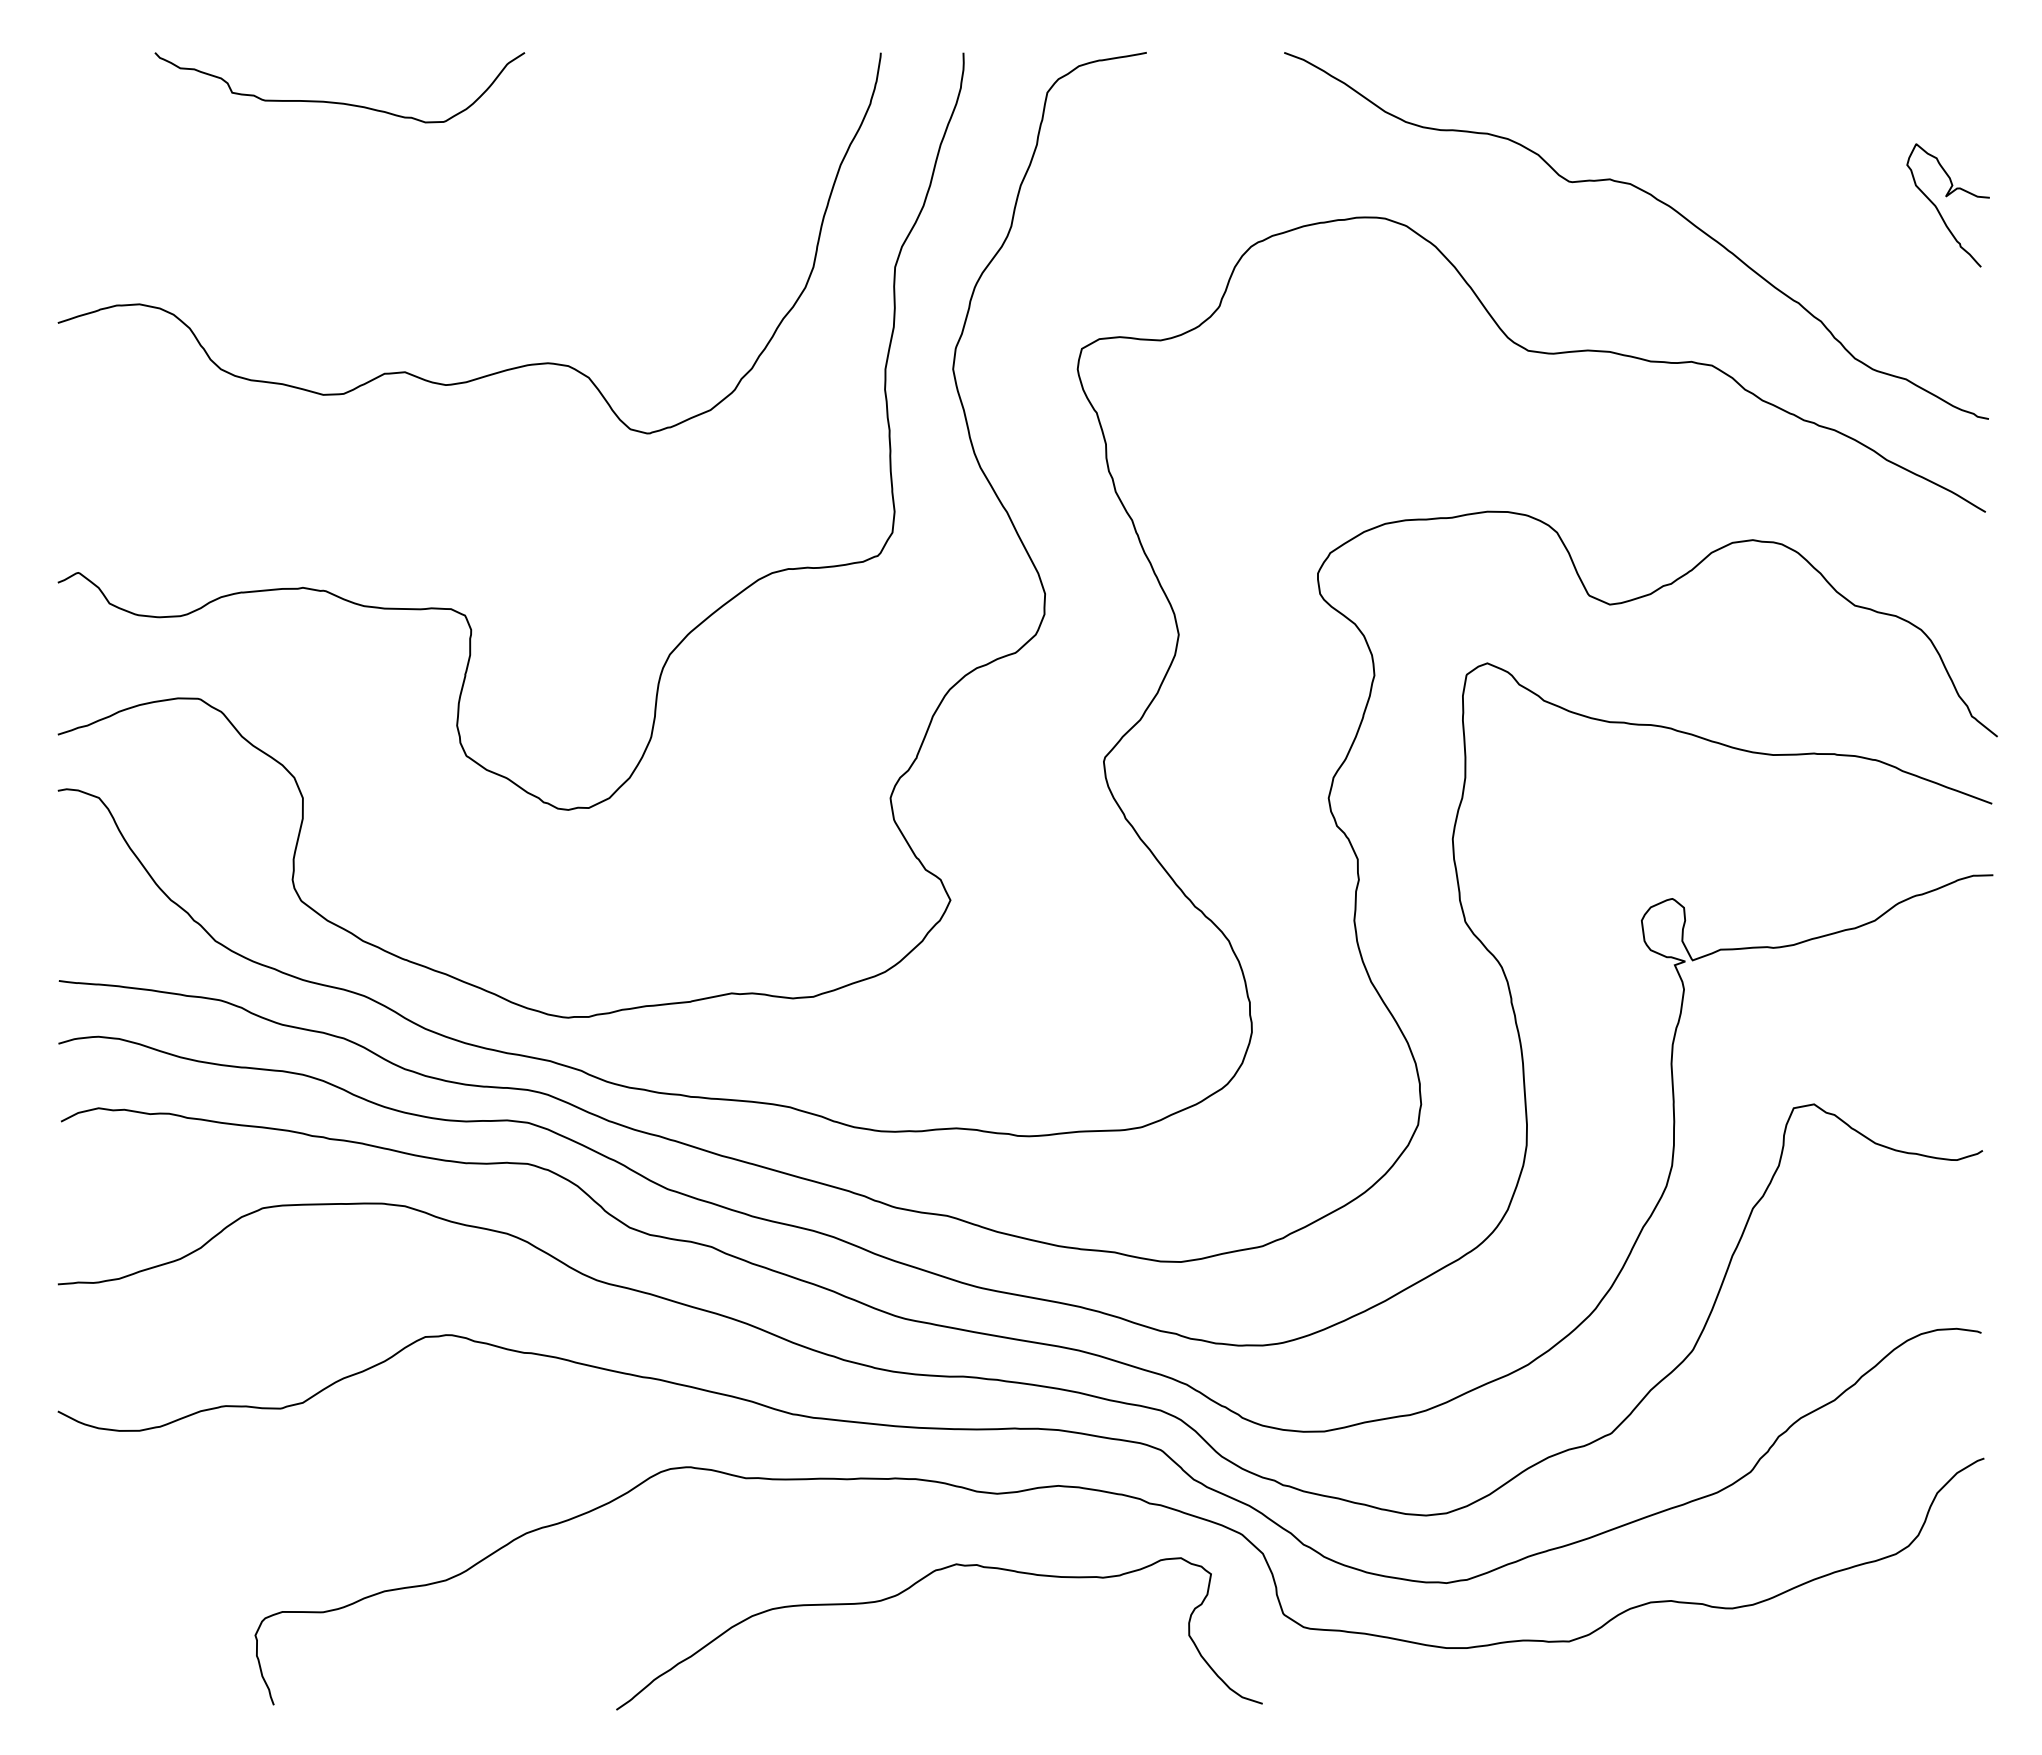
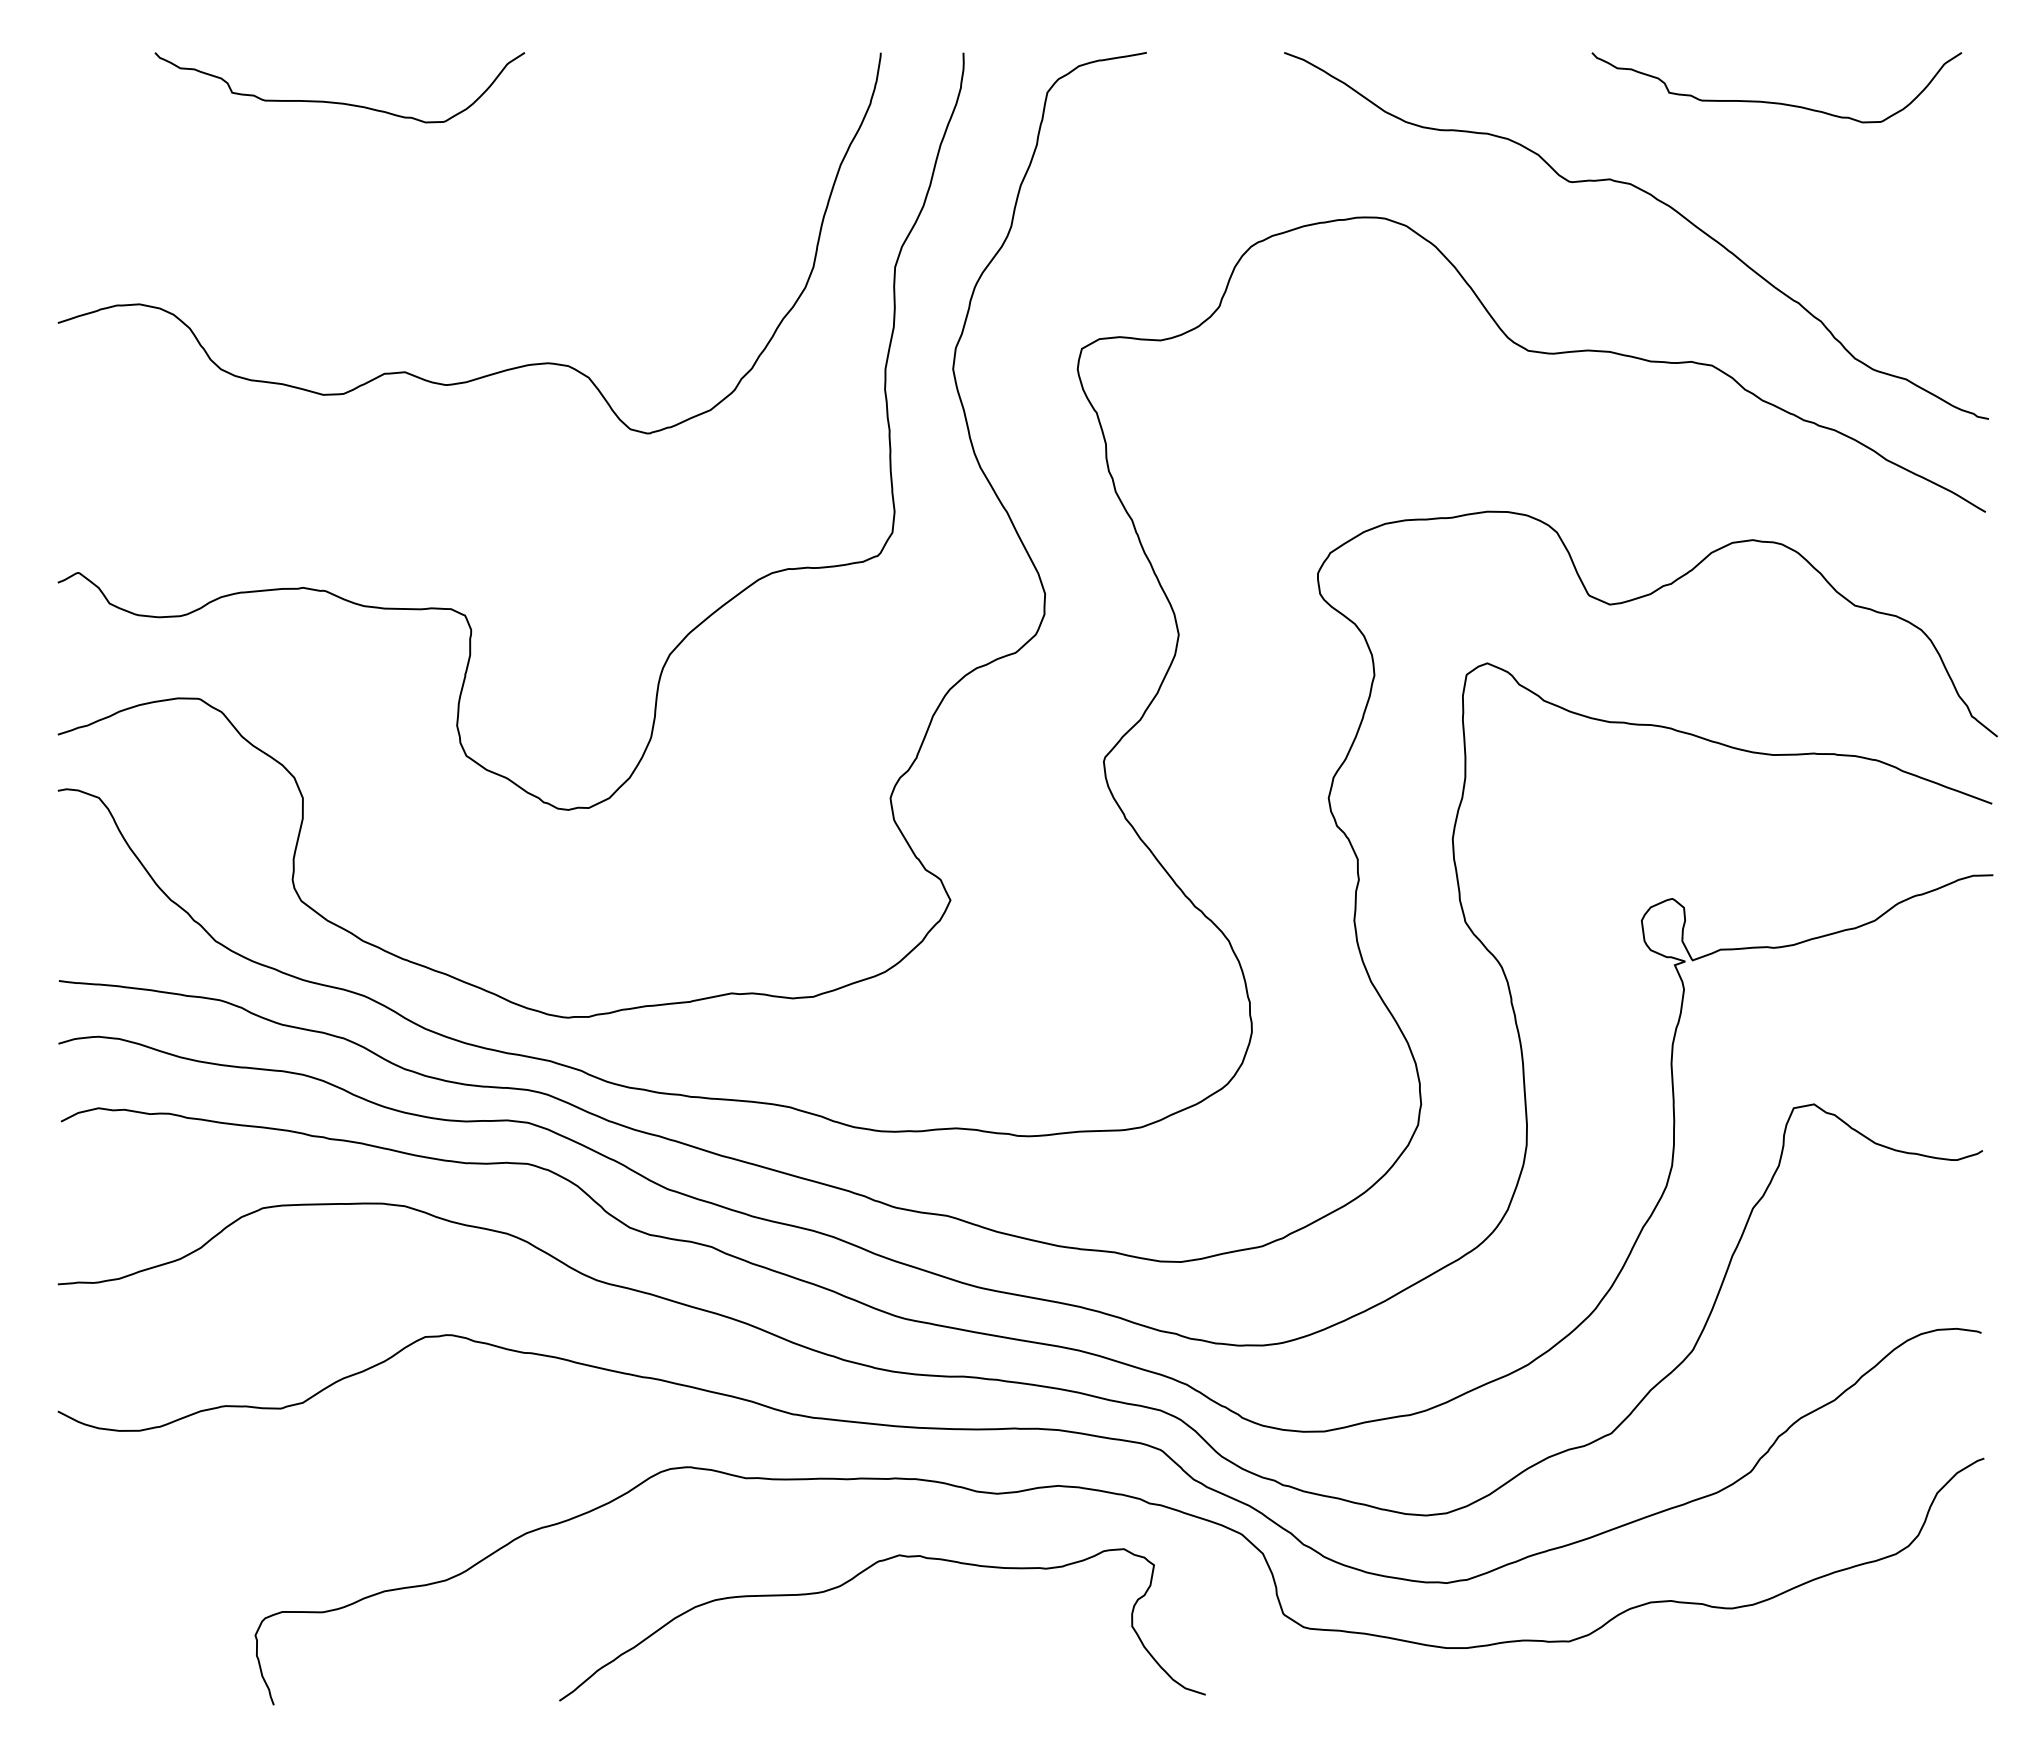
curve: none -> present (1776, 102)
curve: present -> none (1946, 197)
curve position: (910, 1588) -> (853, 1579) (853, 1579)
